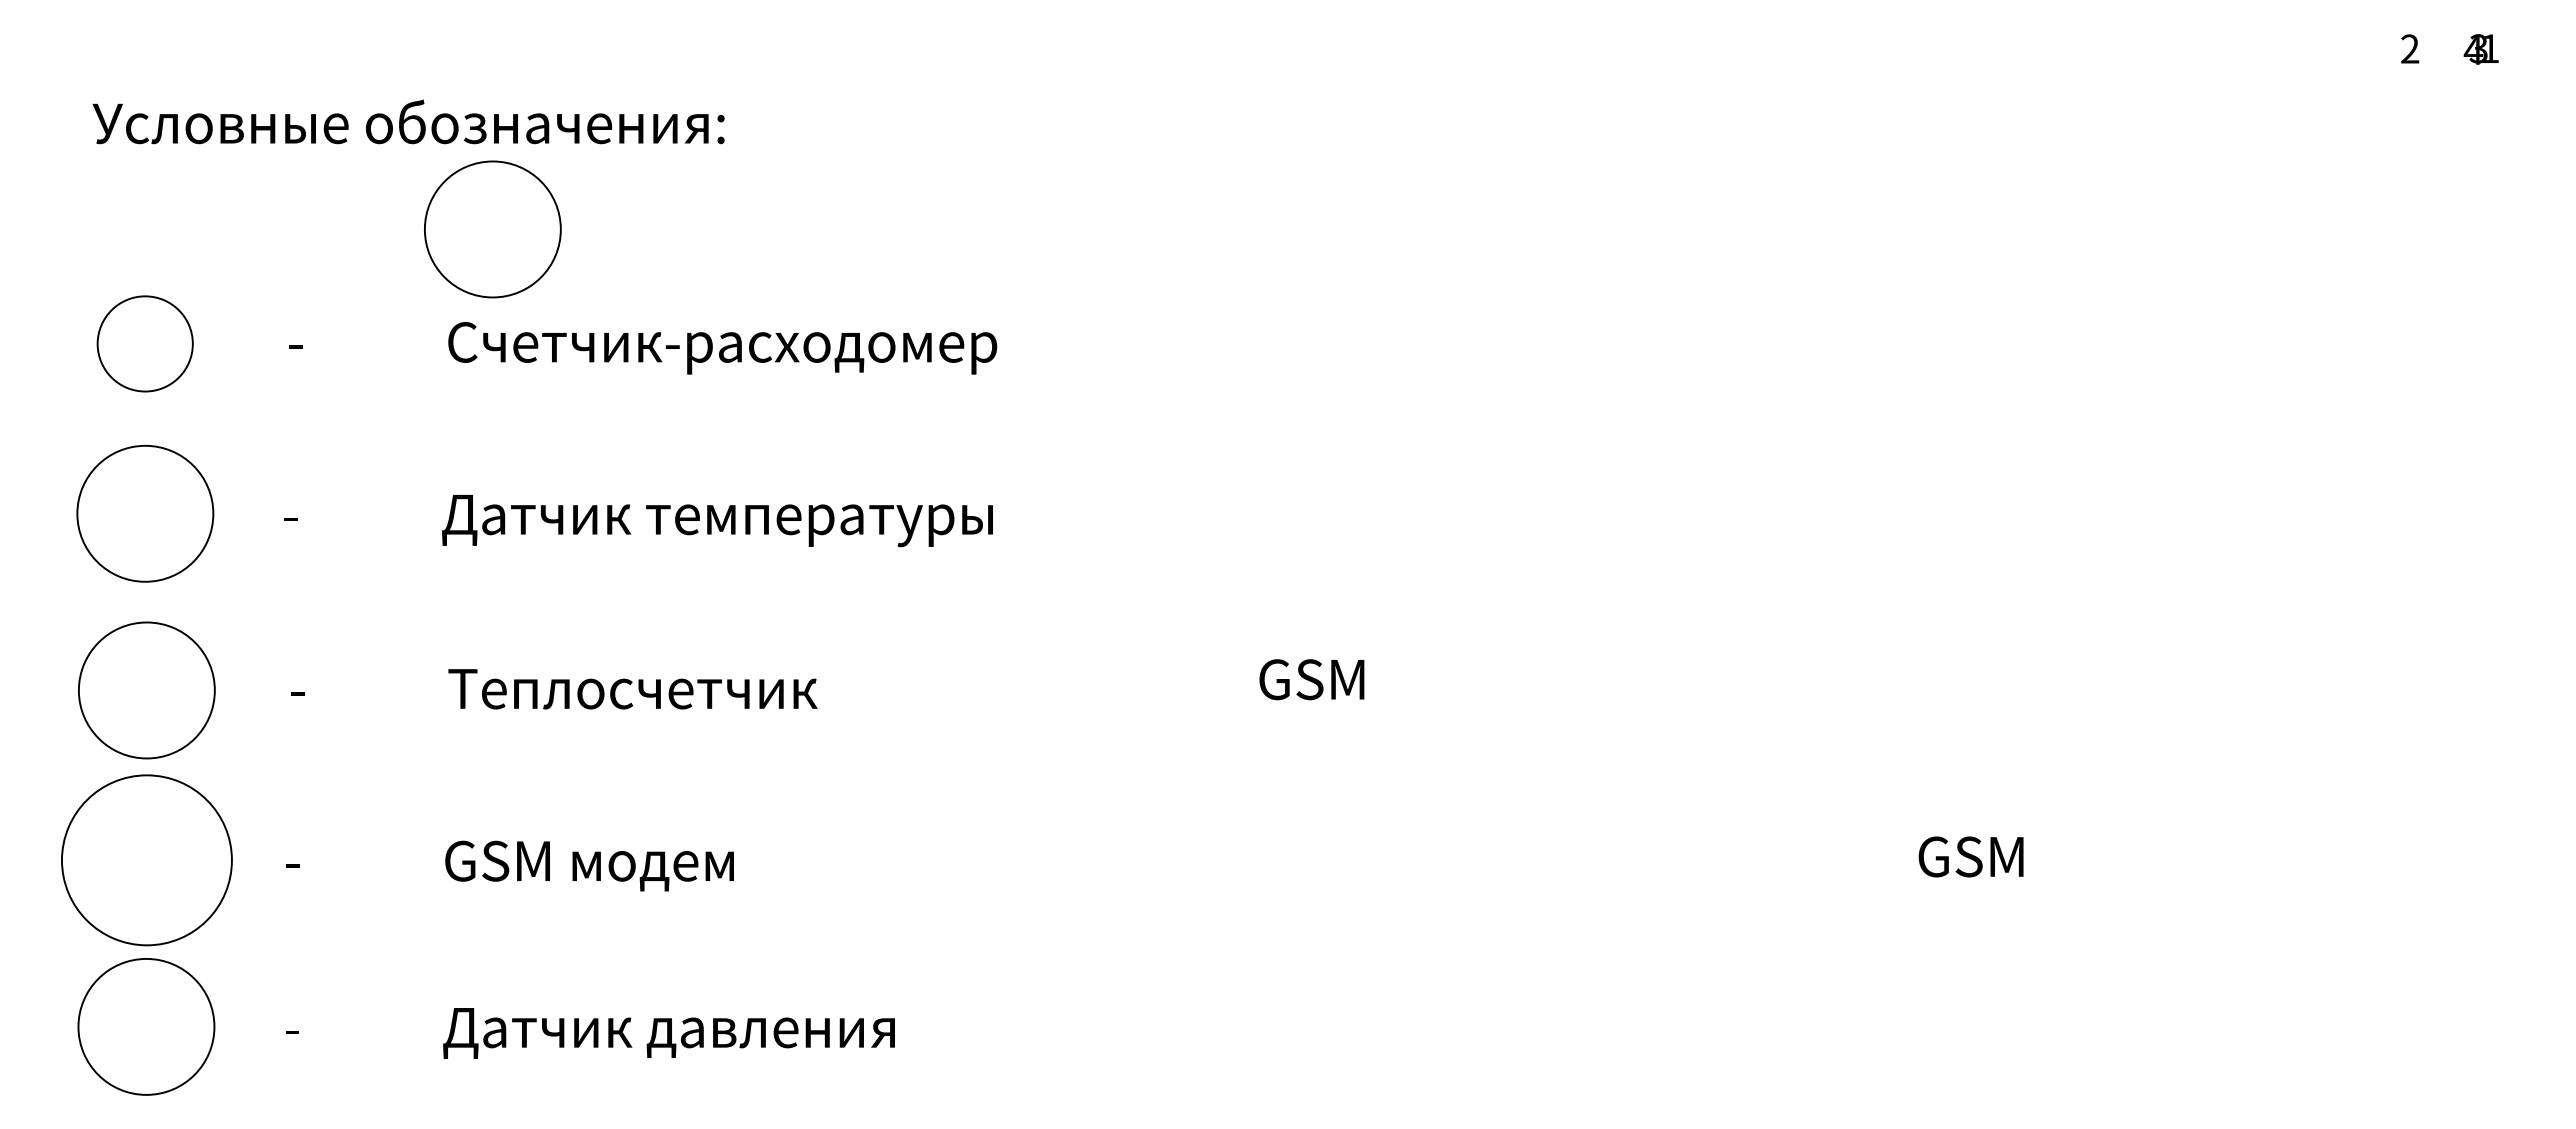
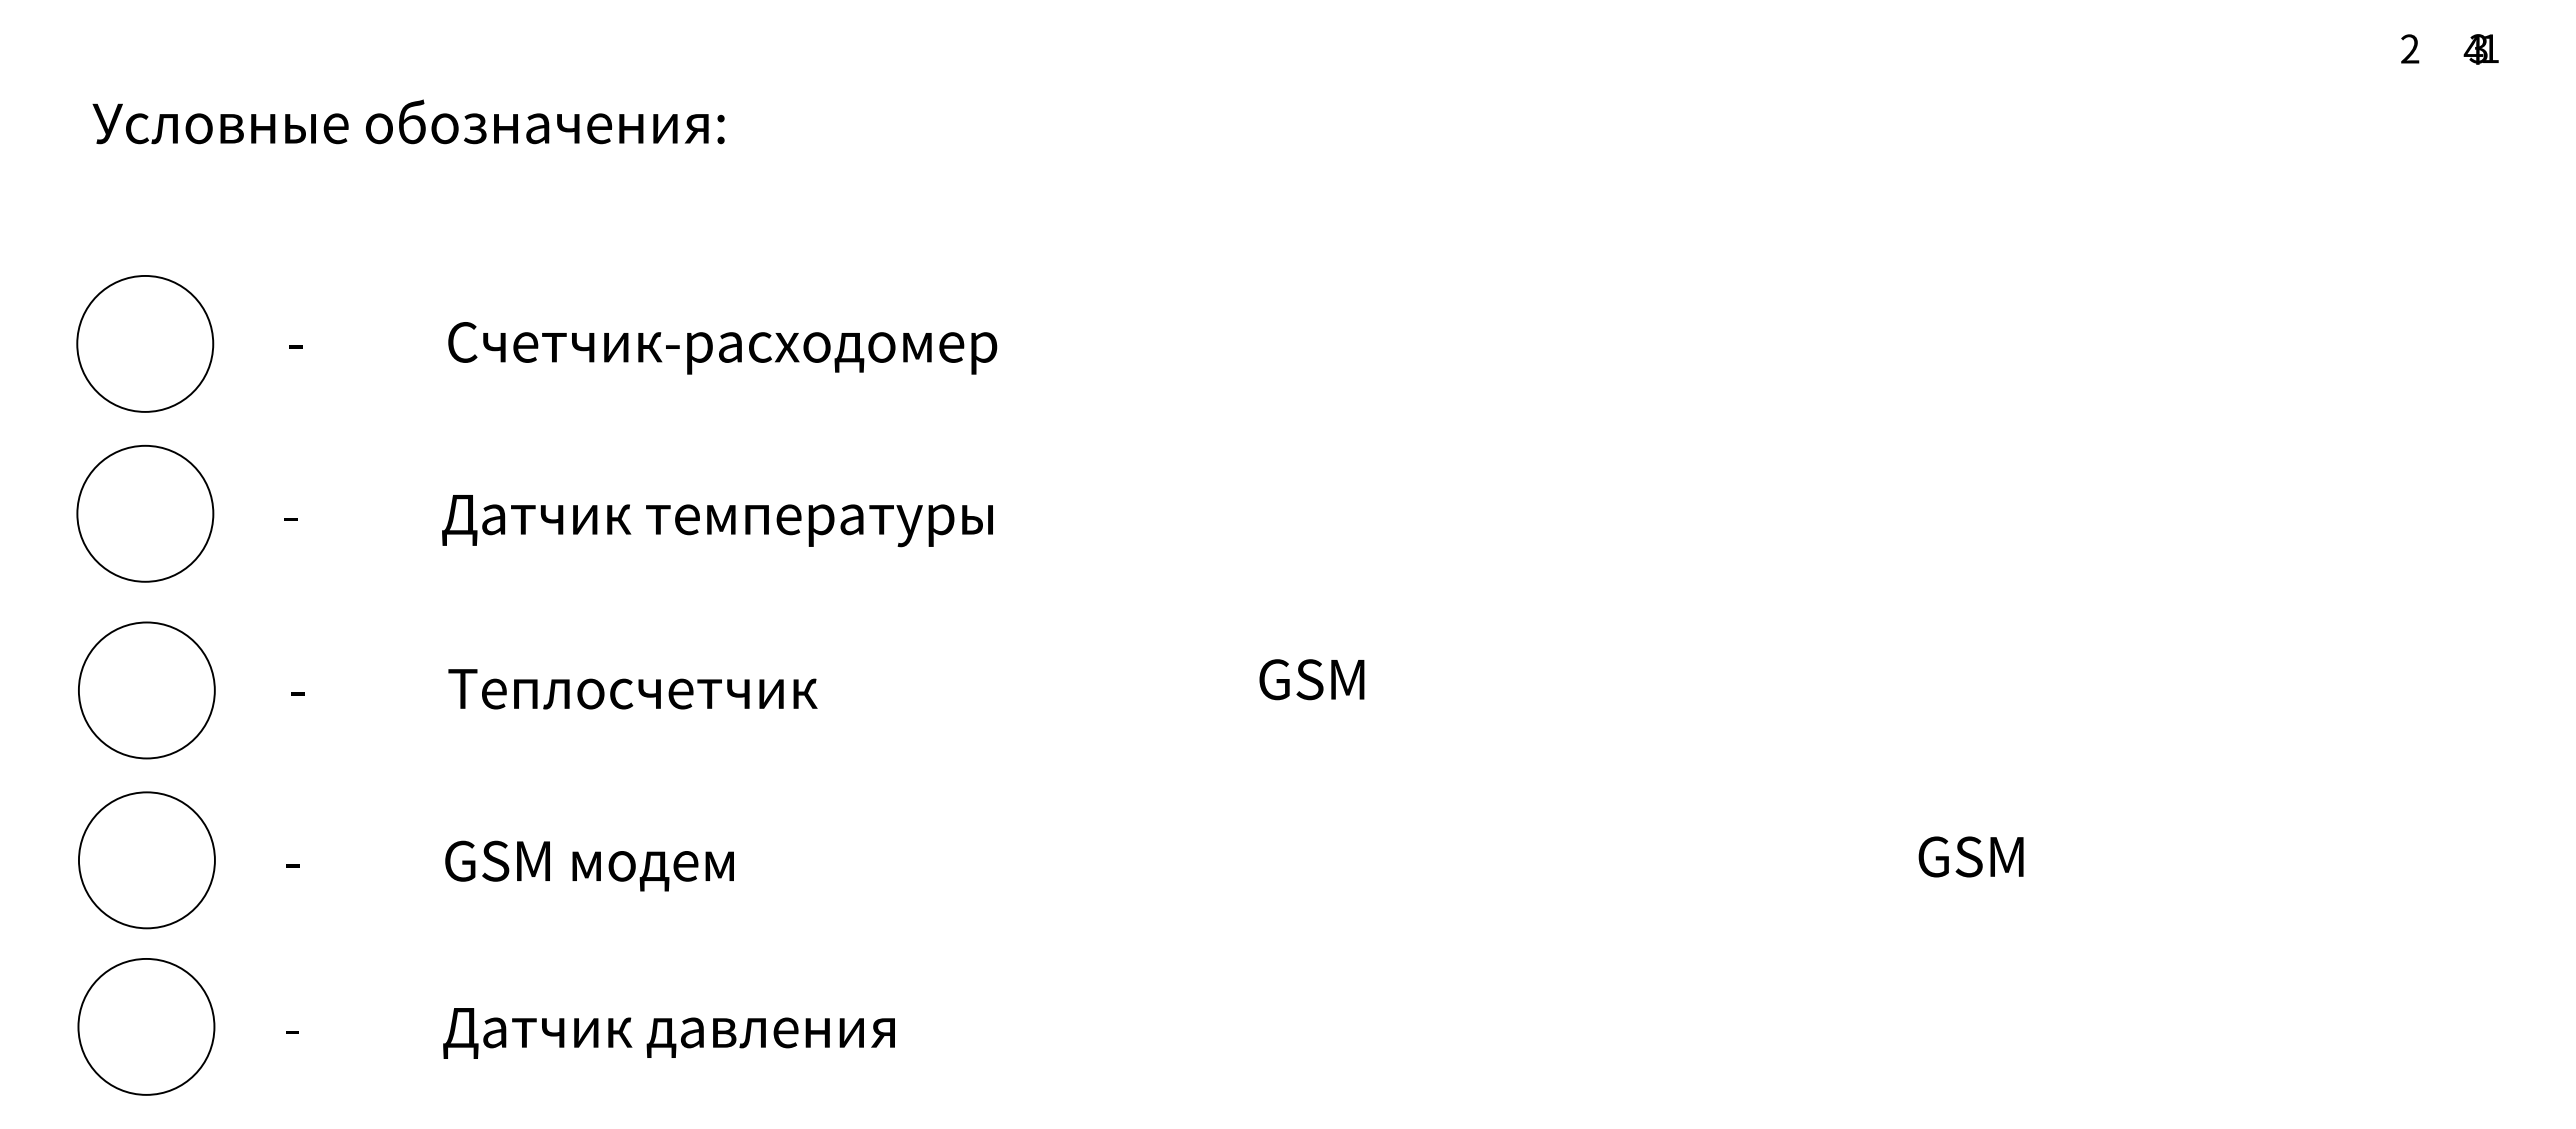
circle: present -> none (492, 229)
circle diameter: 95 px -> 136 px (145, 343)
circle diameter: 170 px -> 136 px (146, 860)
